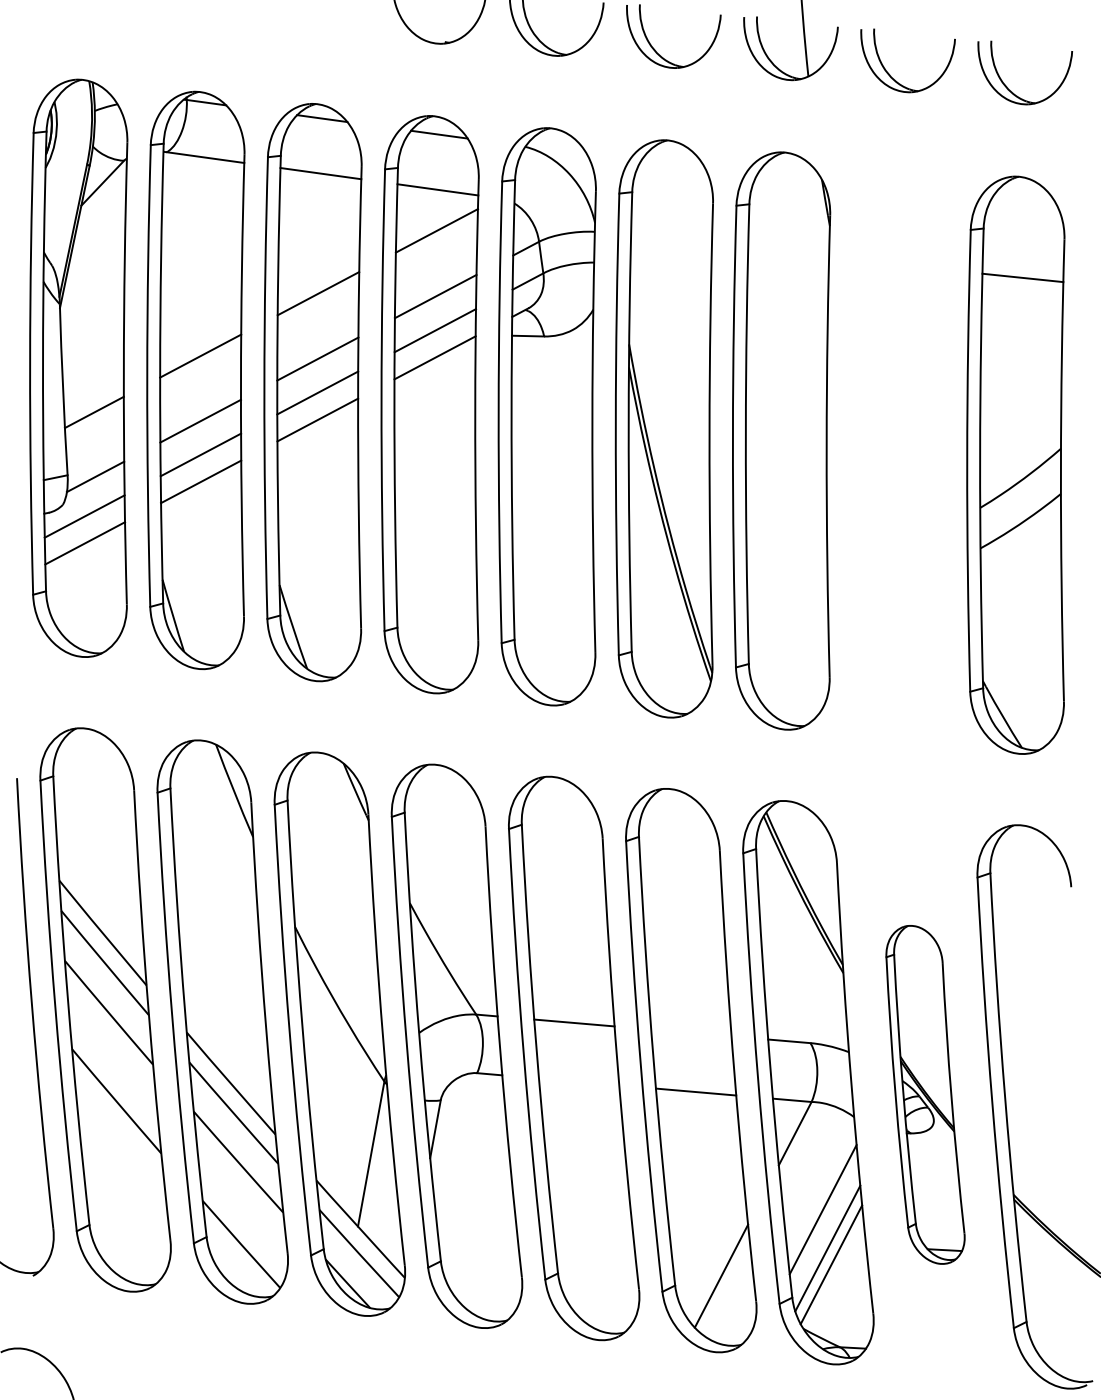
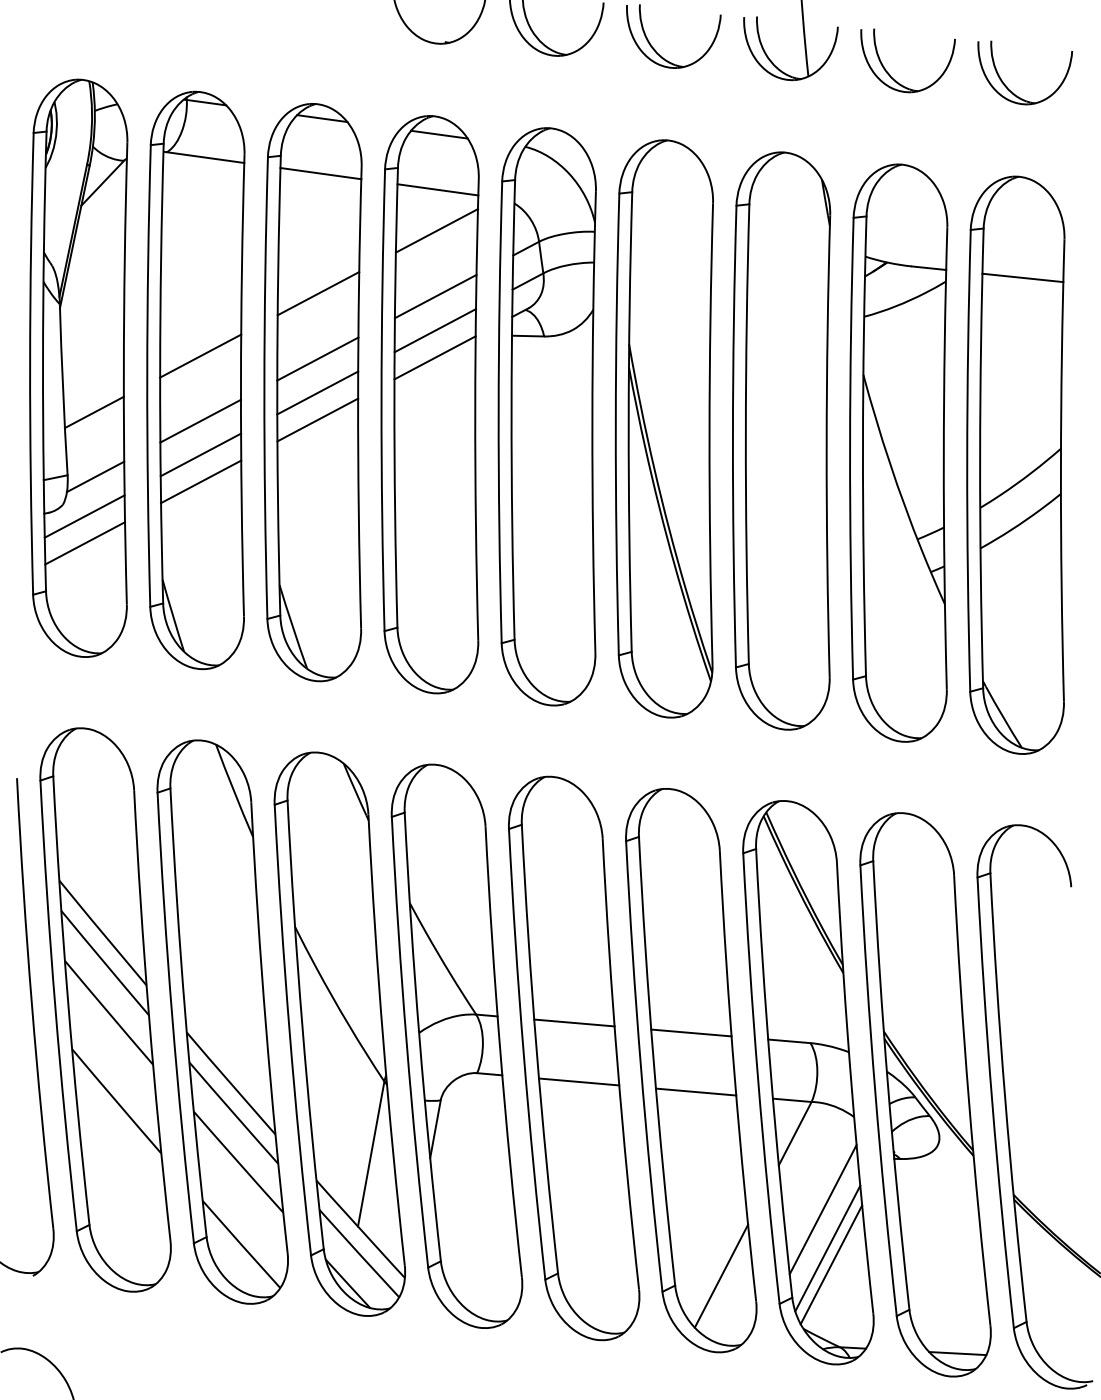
part: none -> present (898, 452)
line: none -> present (691, 1032)
line: none -> present (579, 1081)
part size: 81x340 px -> 133x566 px (925, 1094)
